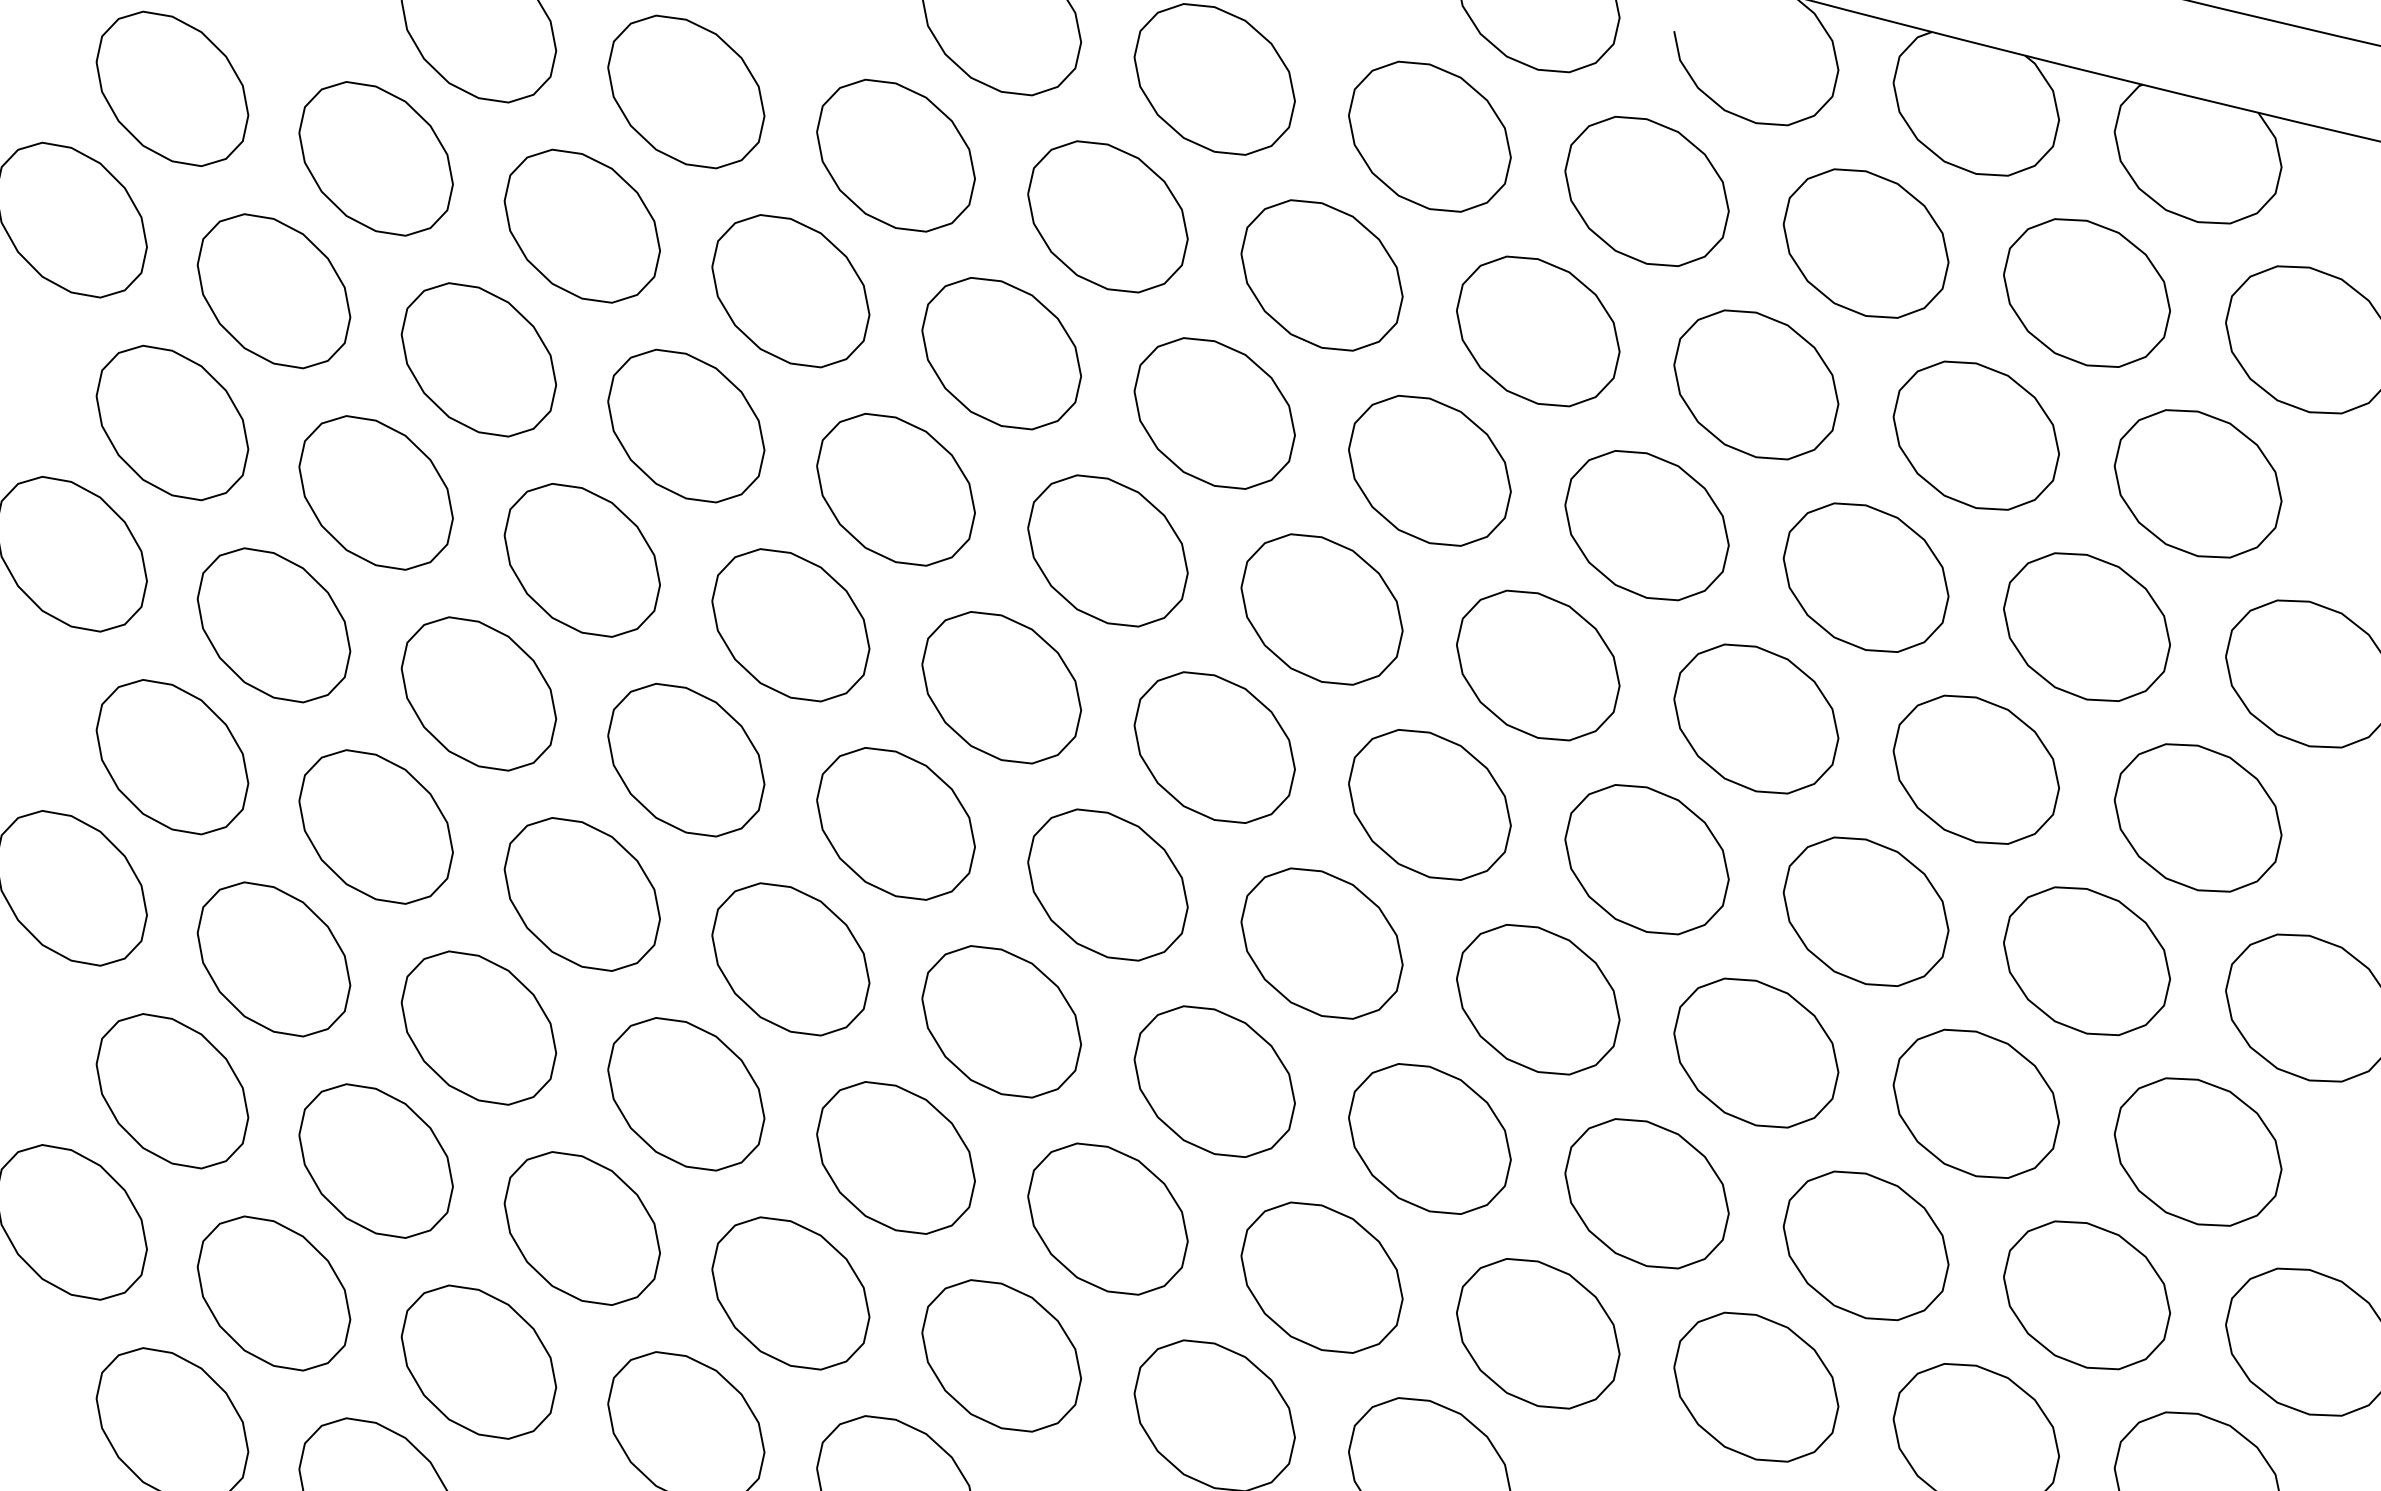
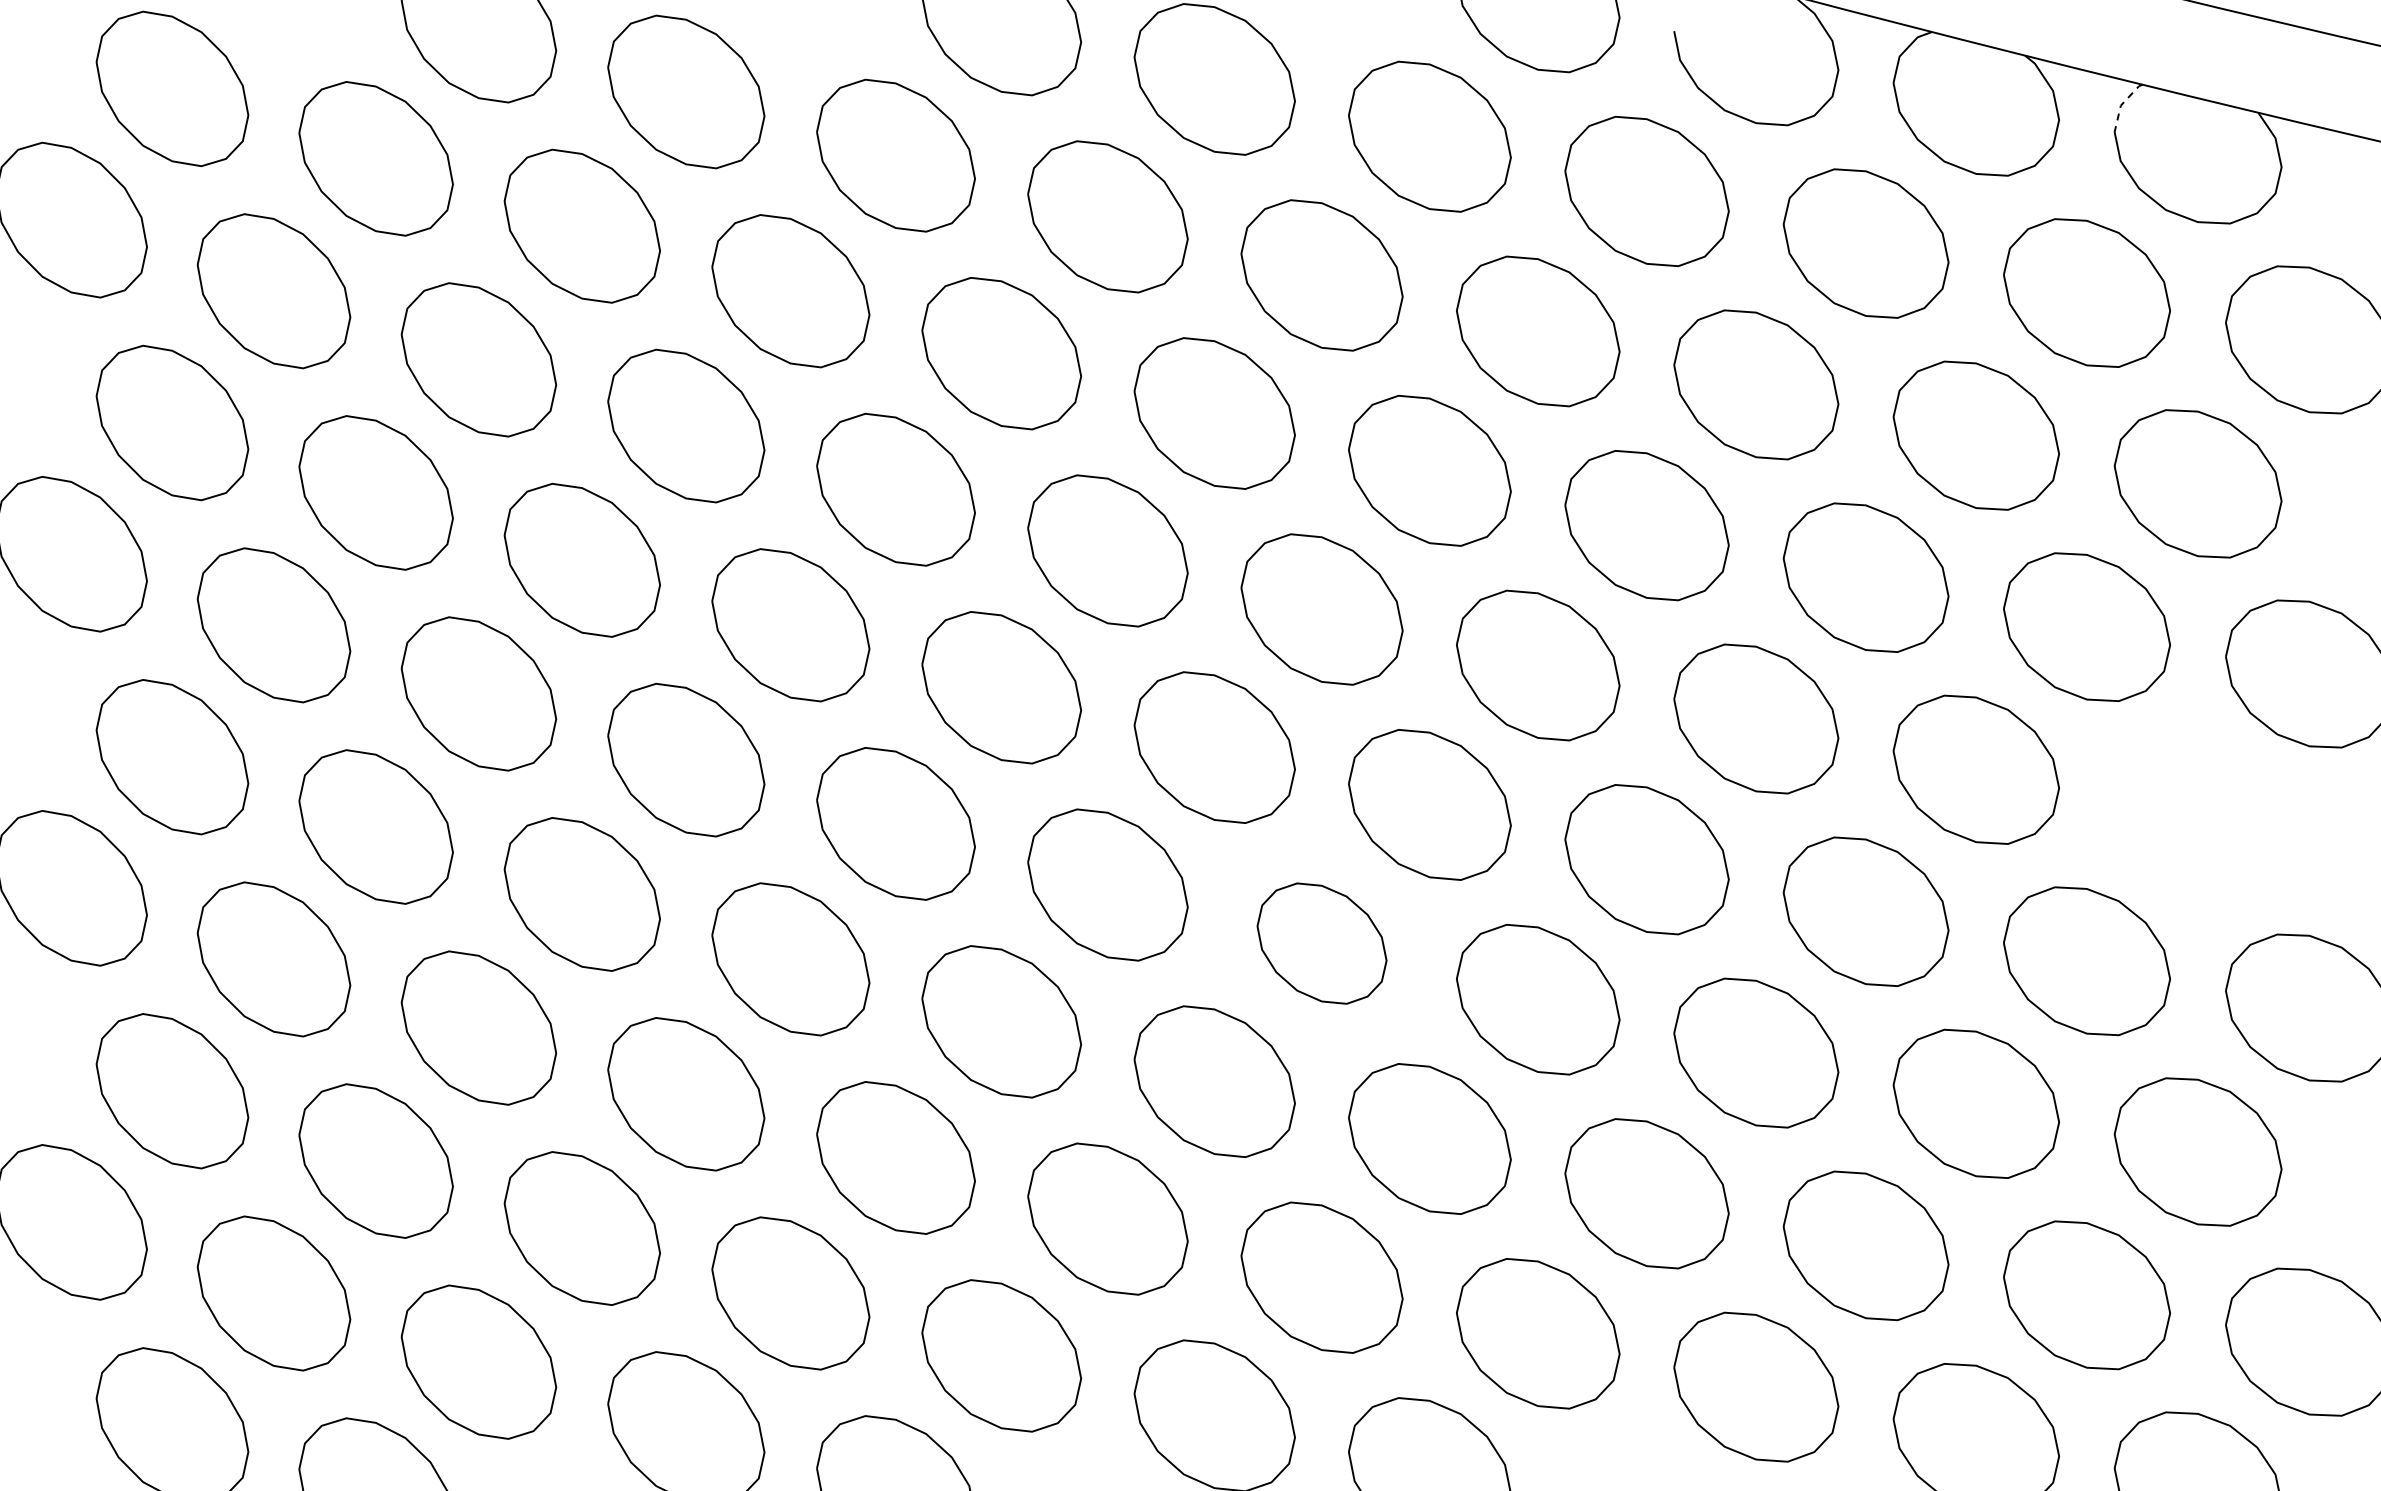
line: solid -> dashed (2121, 104)
part: present -> none (2197, 817)
part size: 164x153 px -> 132x123 px (1321, 943)
